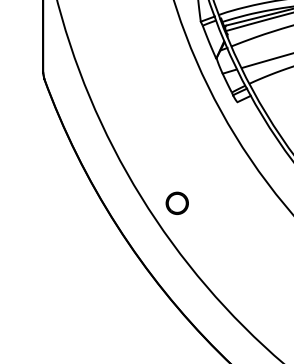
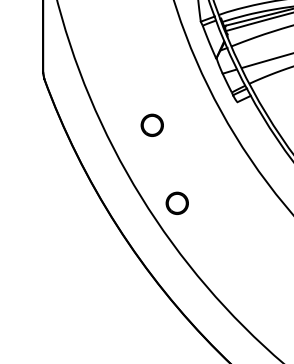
part: none -> present (151, 124)
